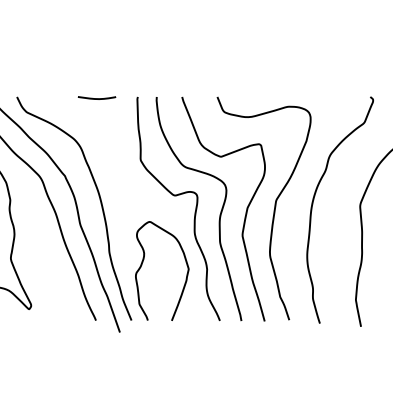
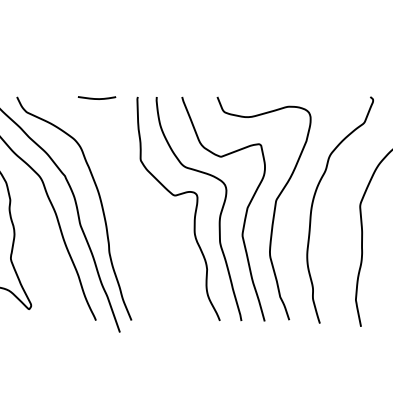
curve: present -> none (143, 262)
